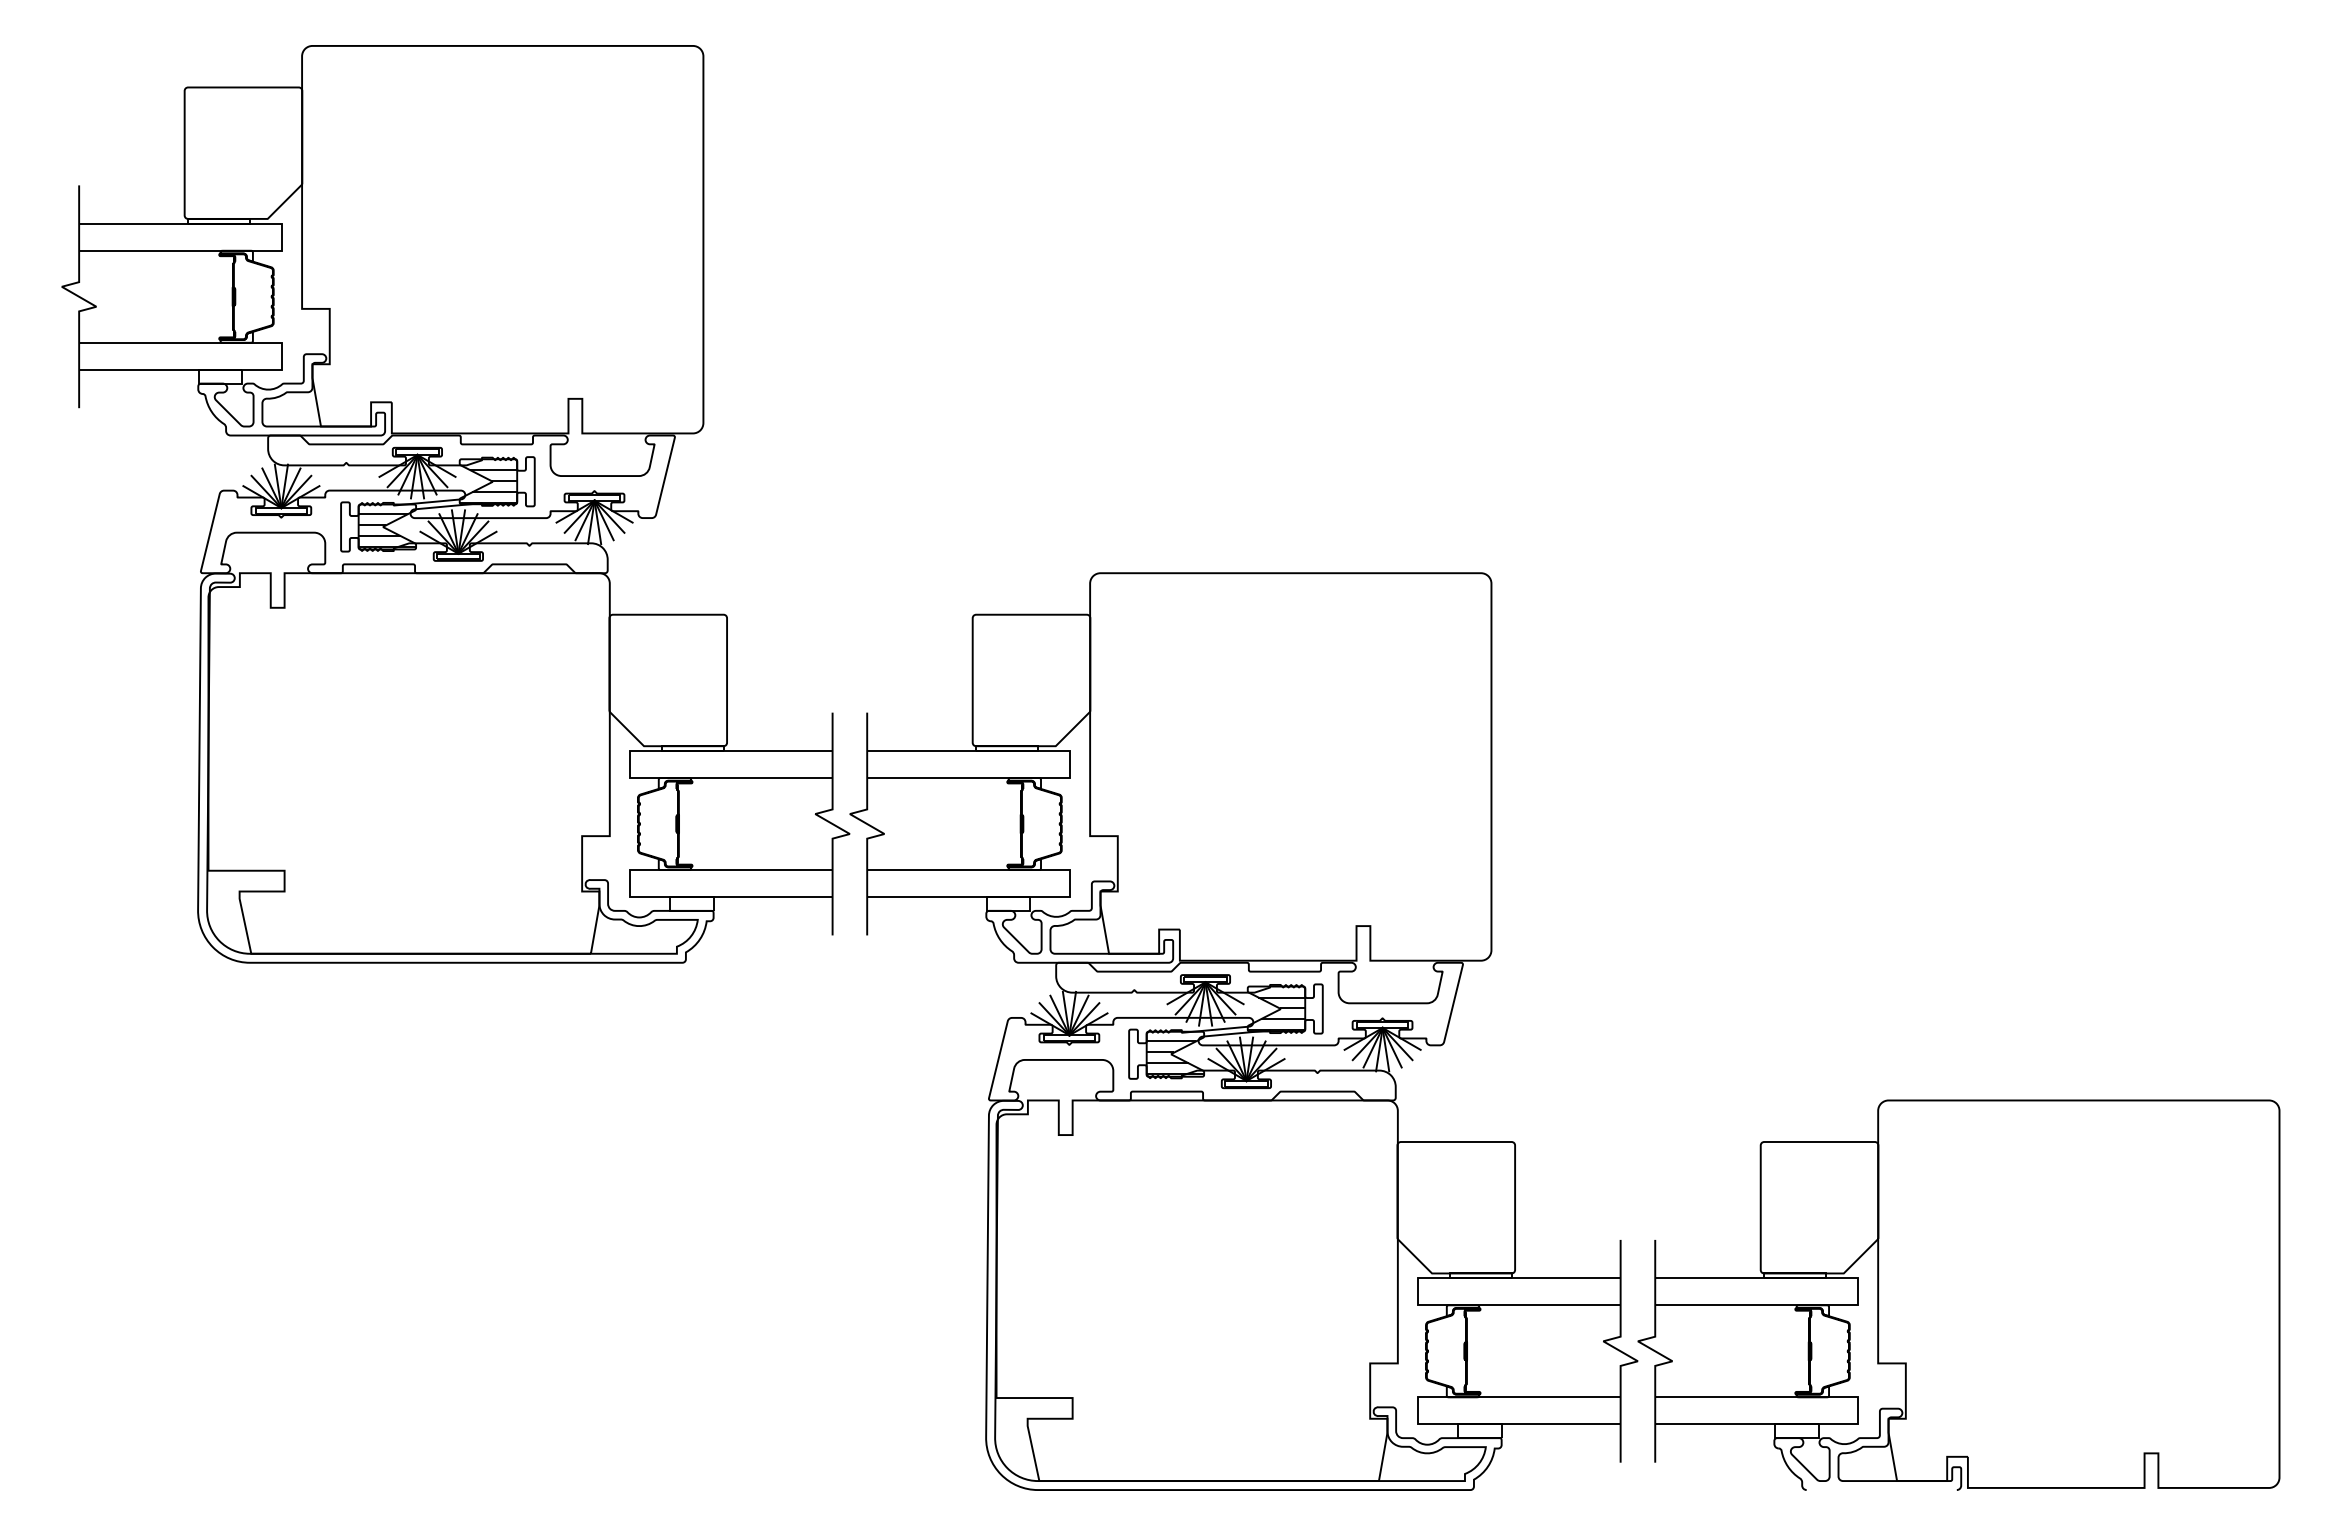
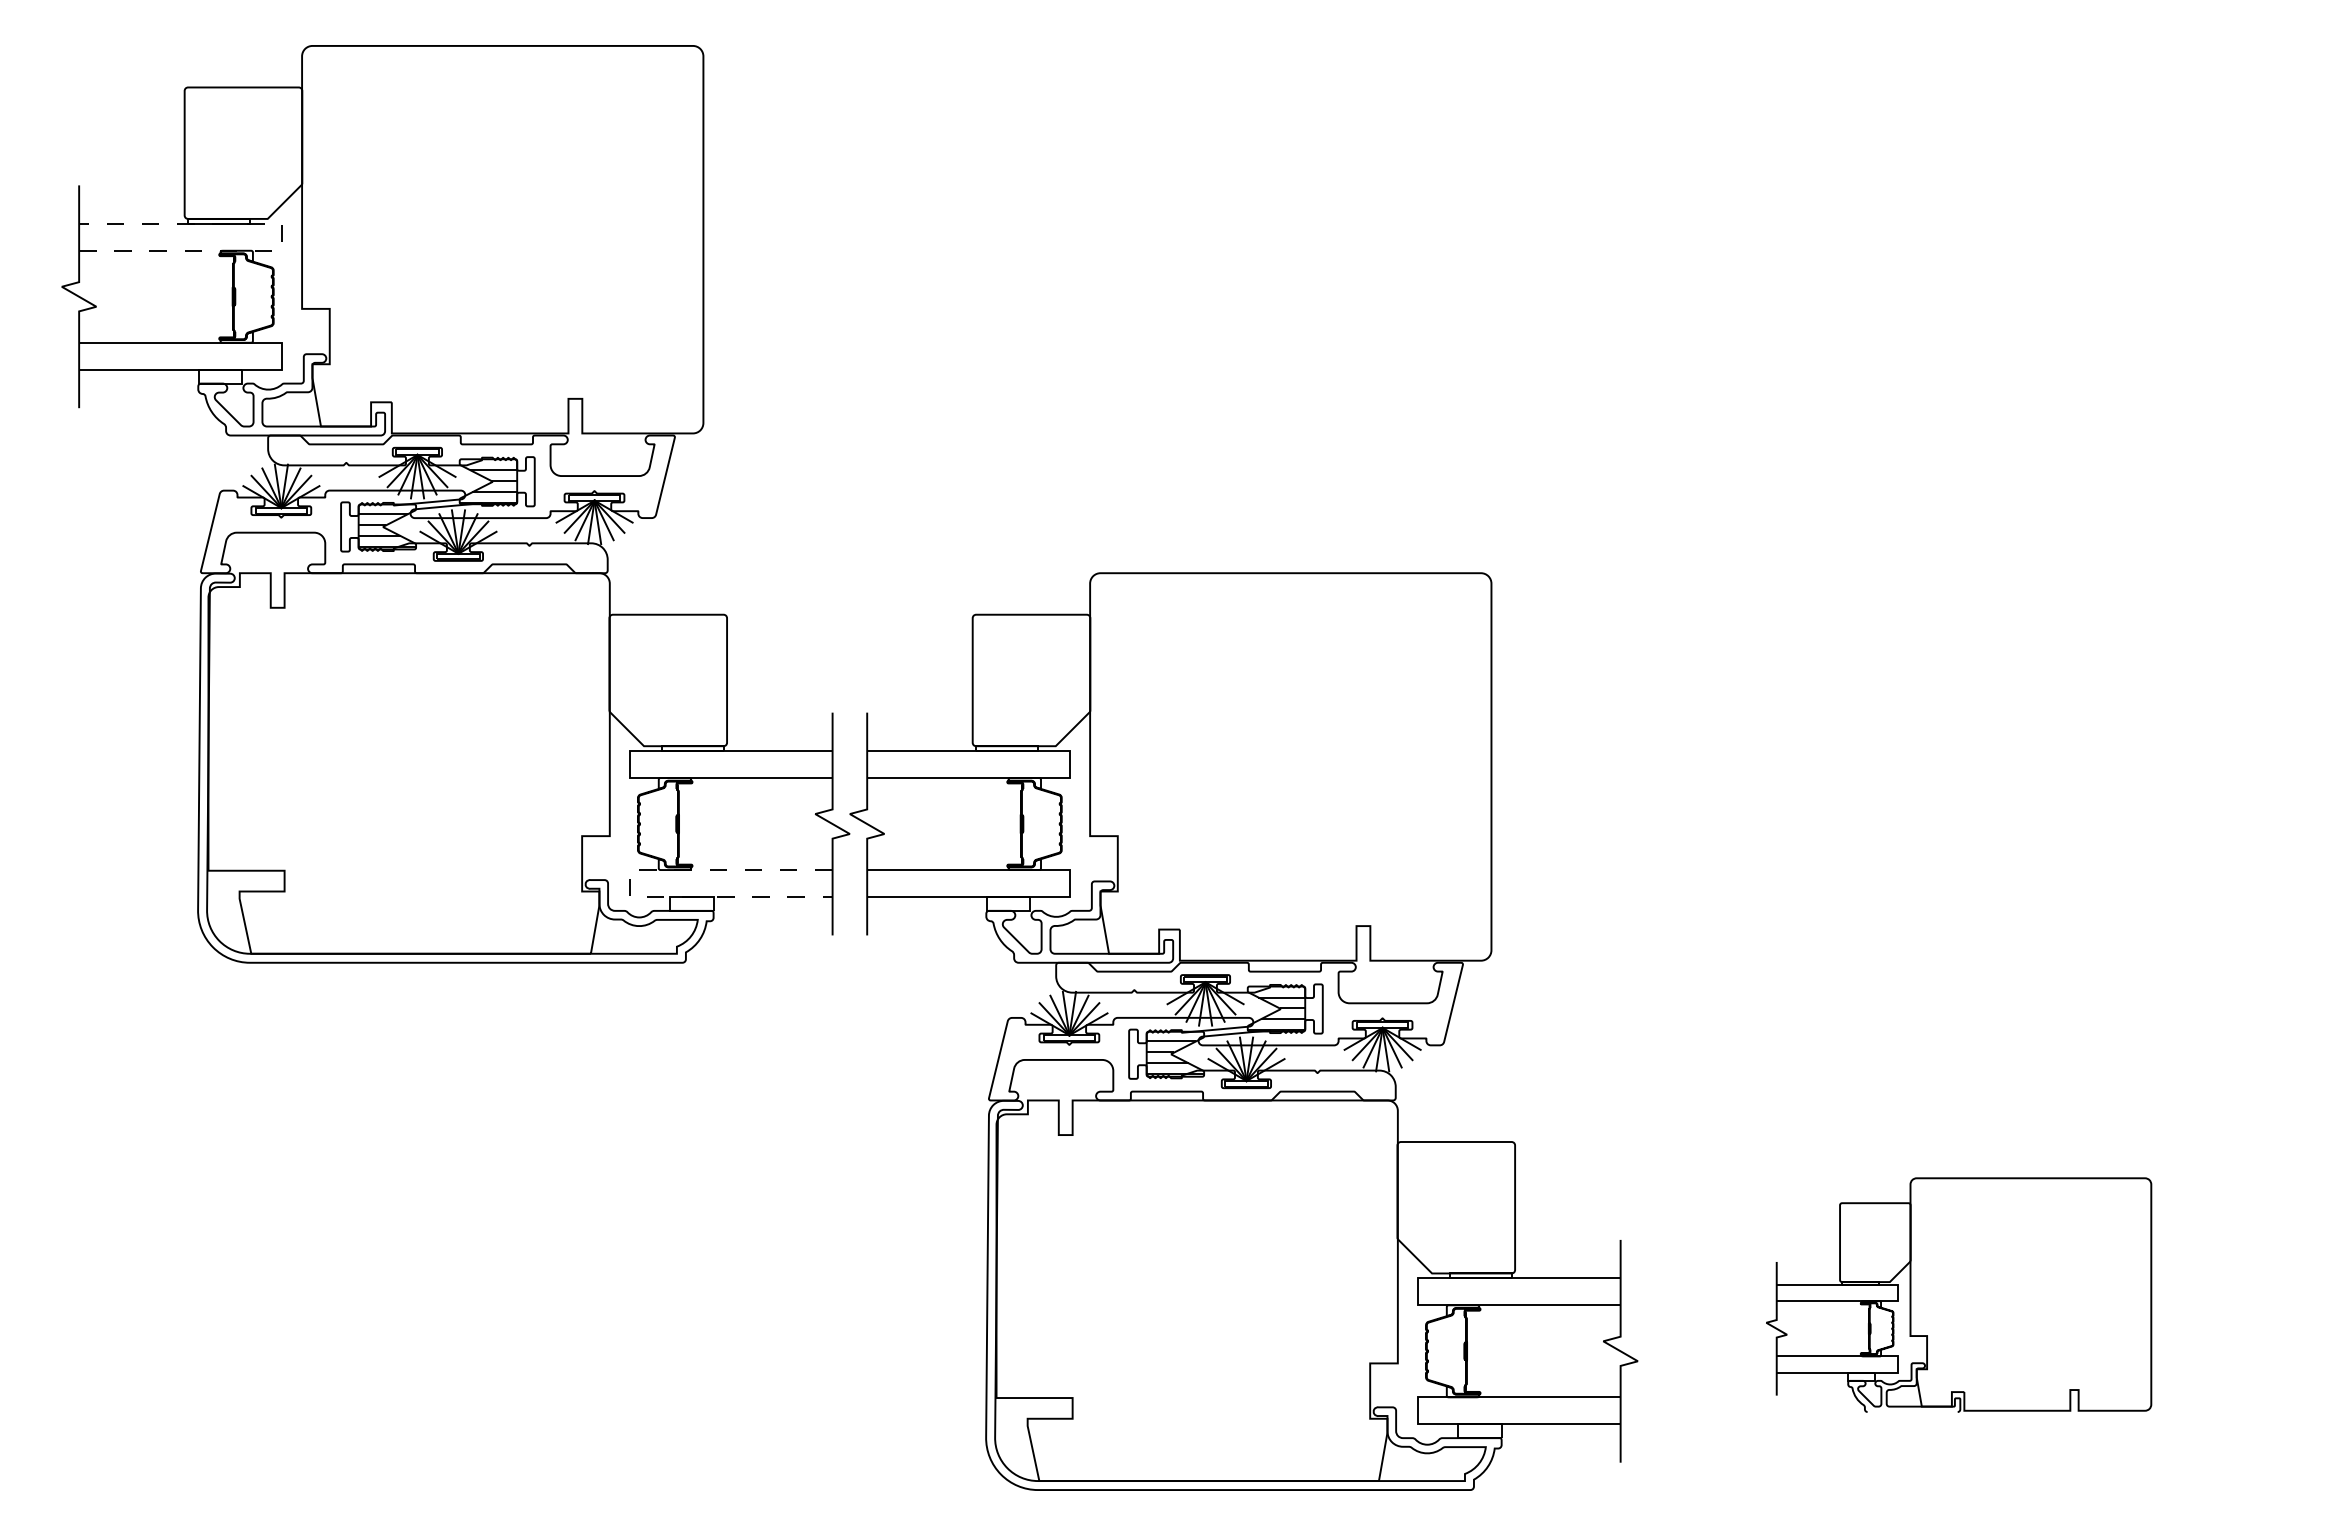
line: solid -> dashed (281, 236)
line: solid -> dashed (630, 884)
part size: 644x392 px -> 387x236 px (1959, 1294)
